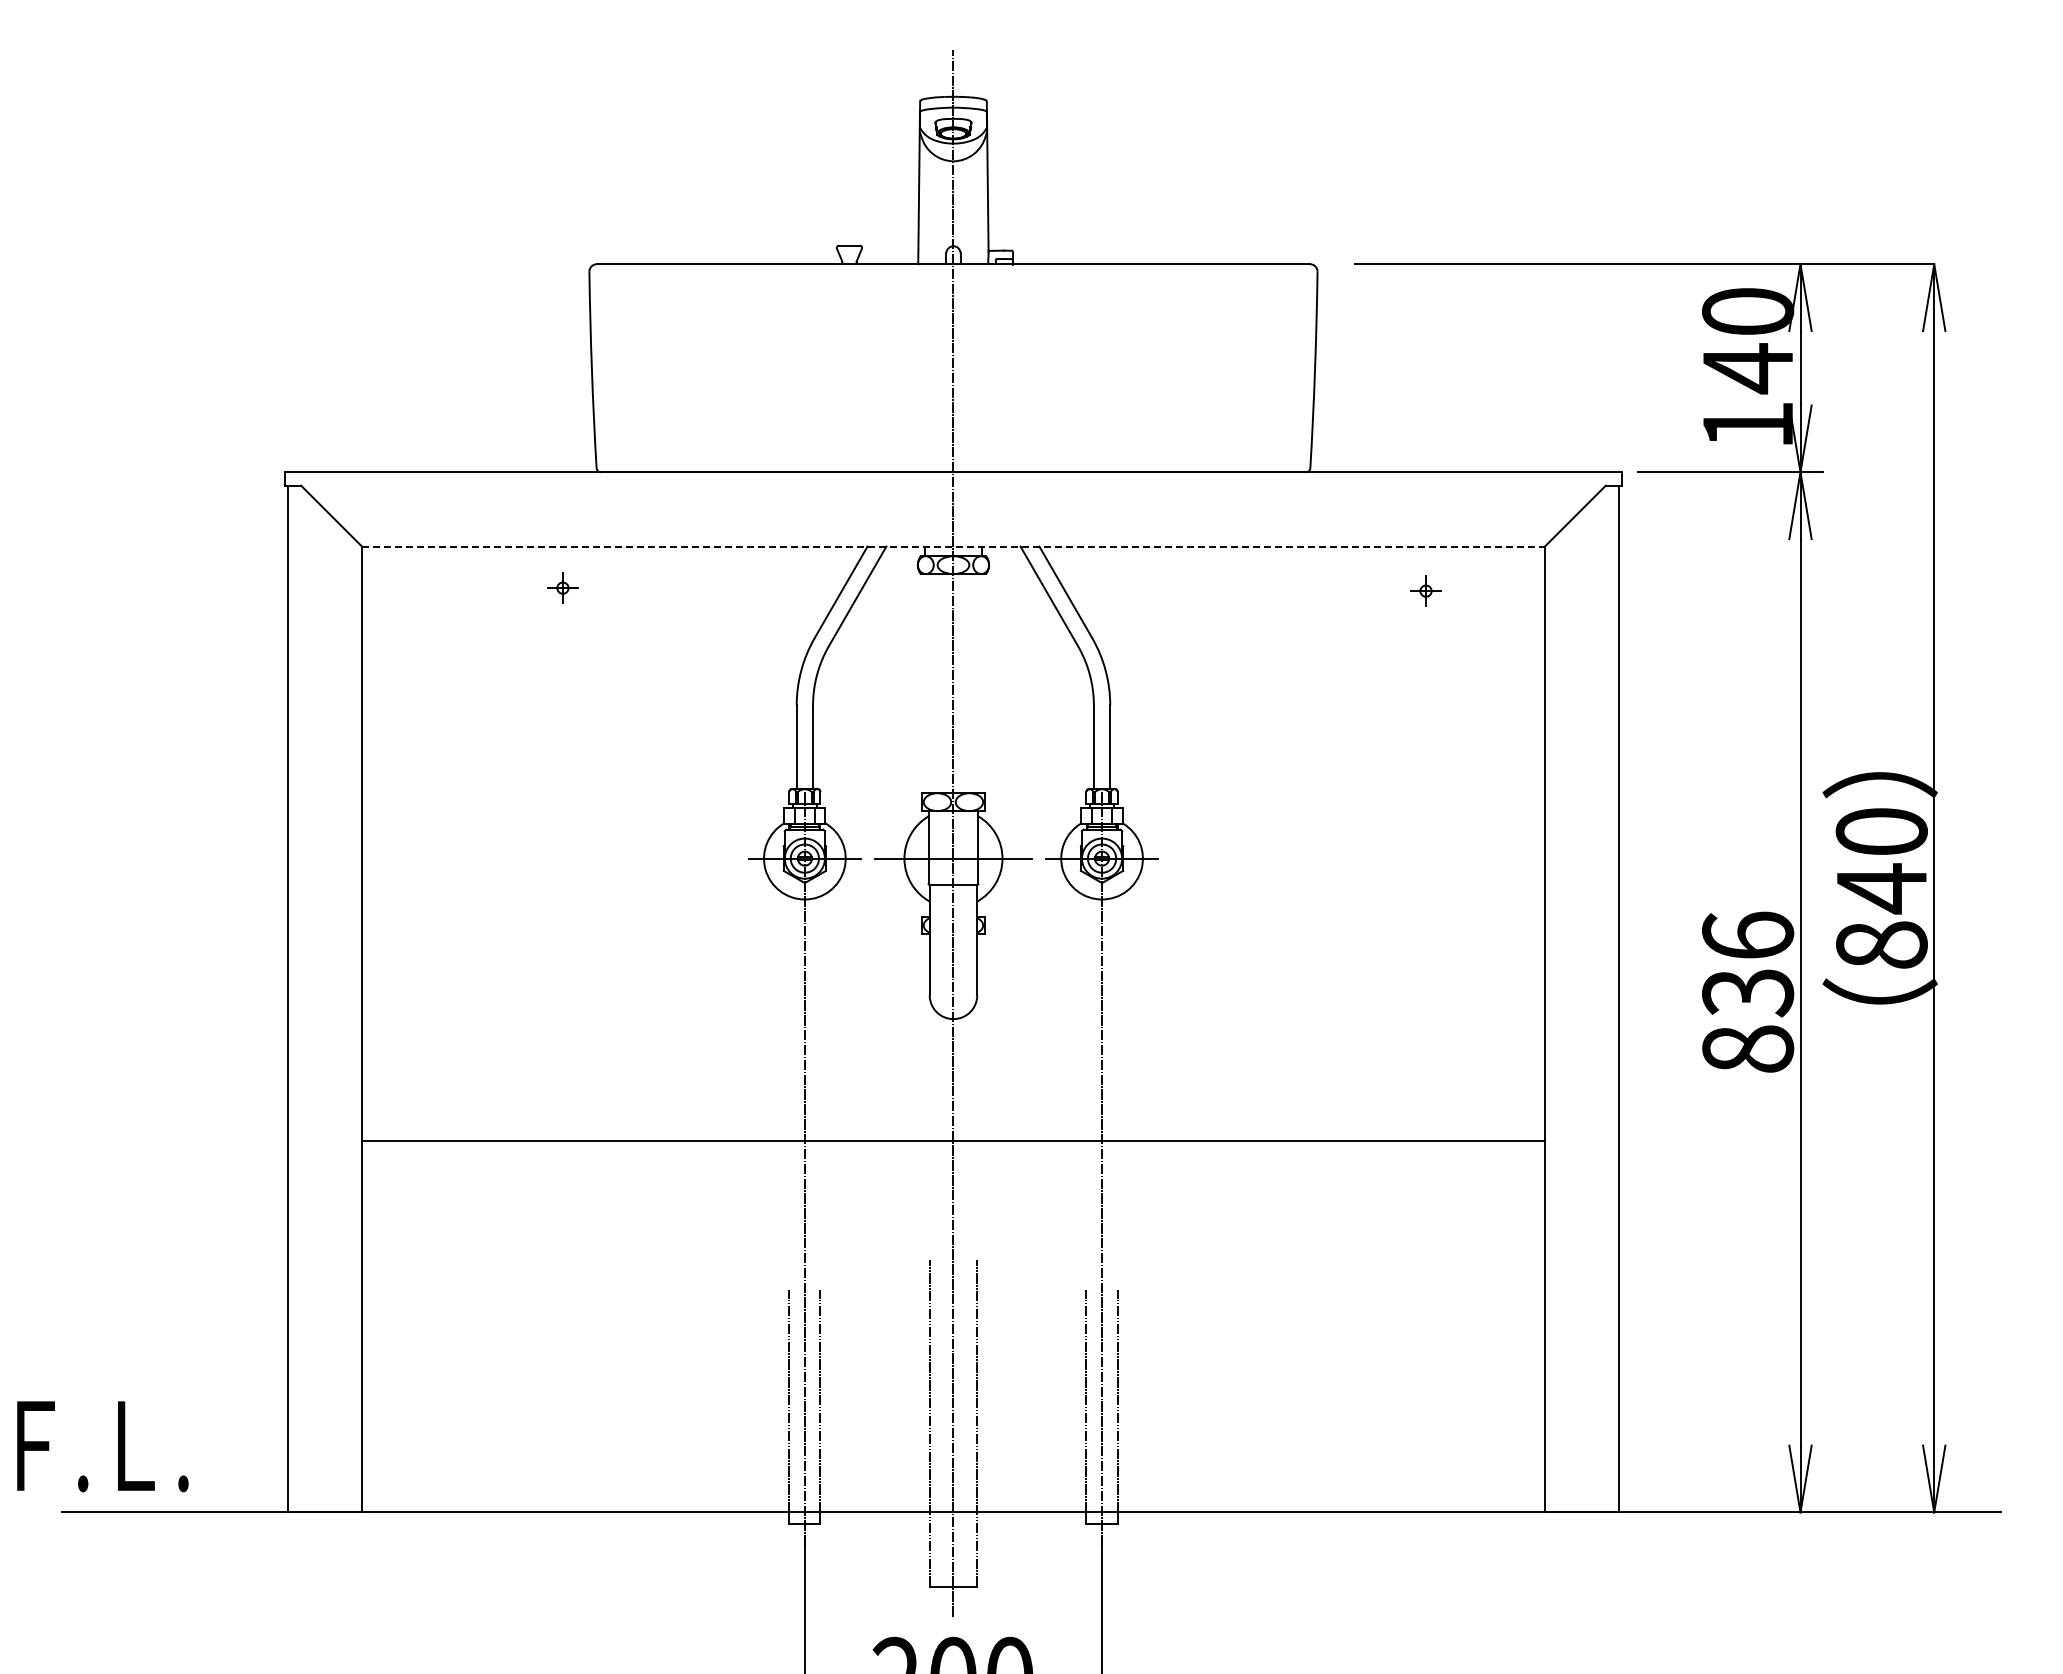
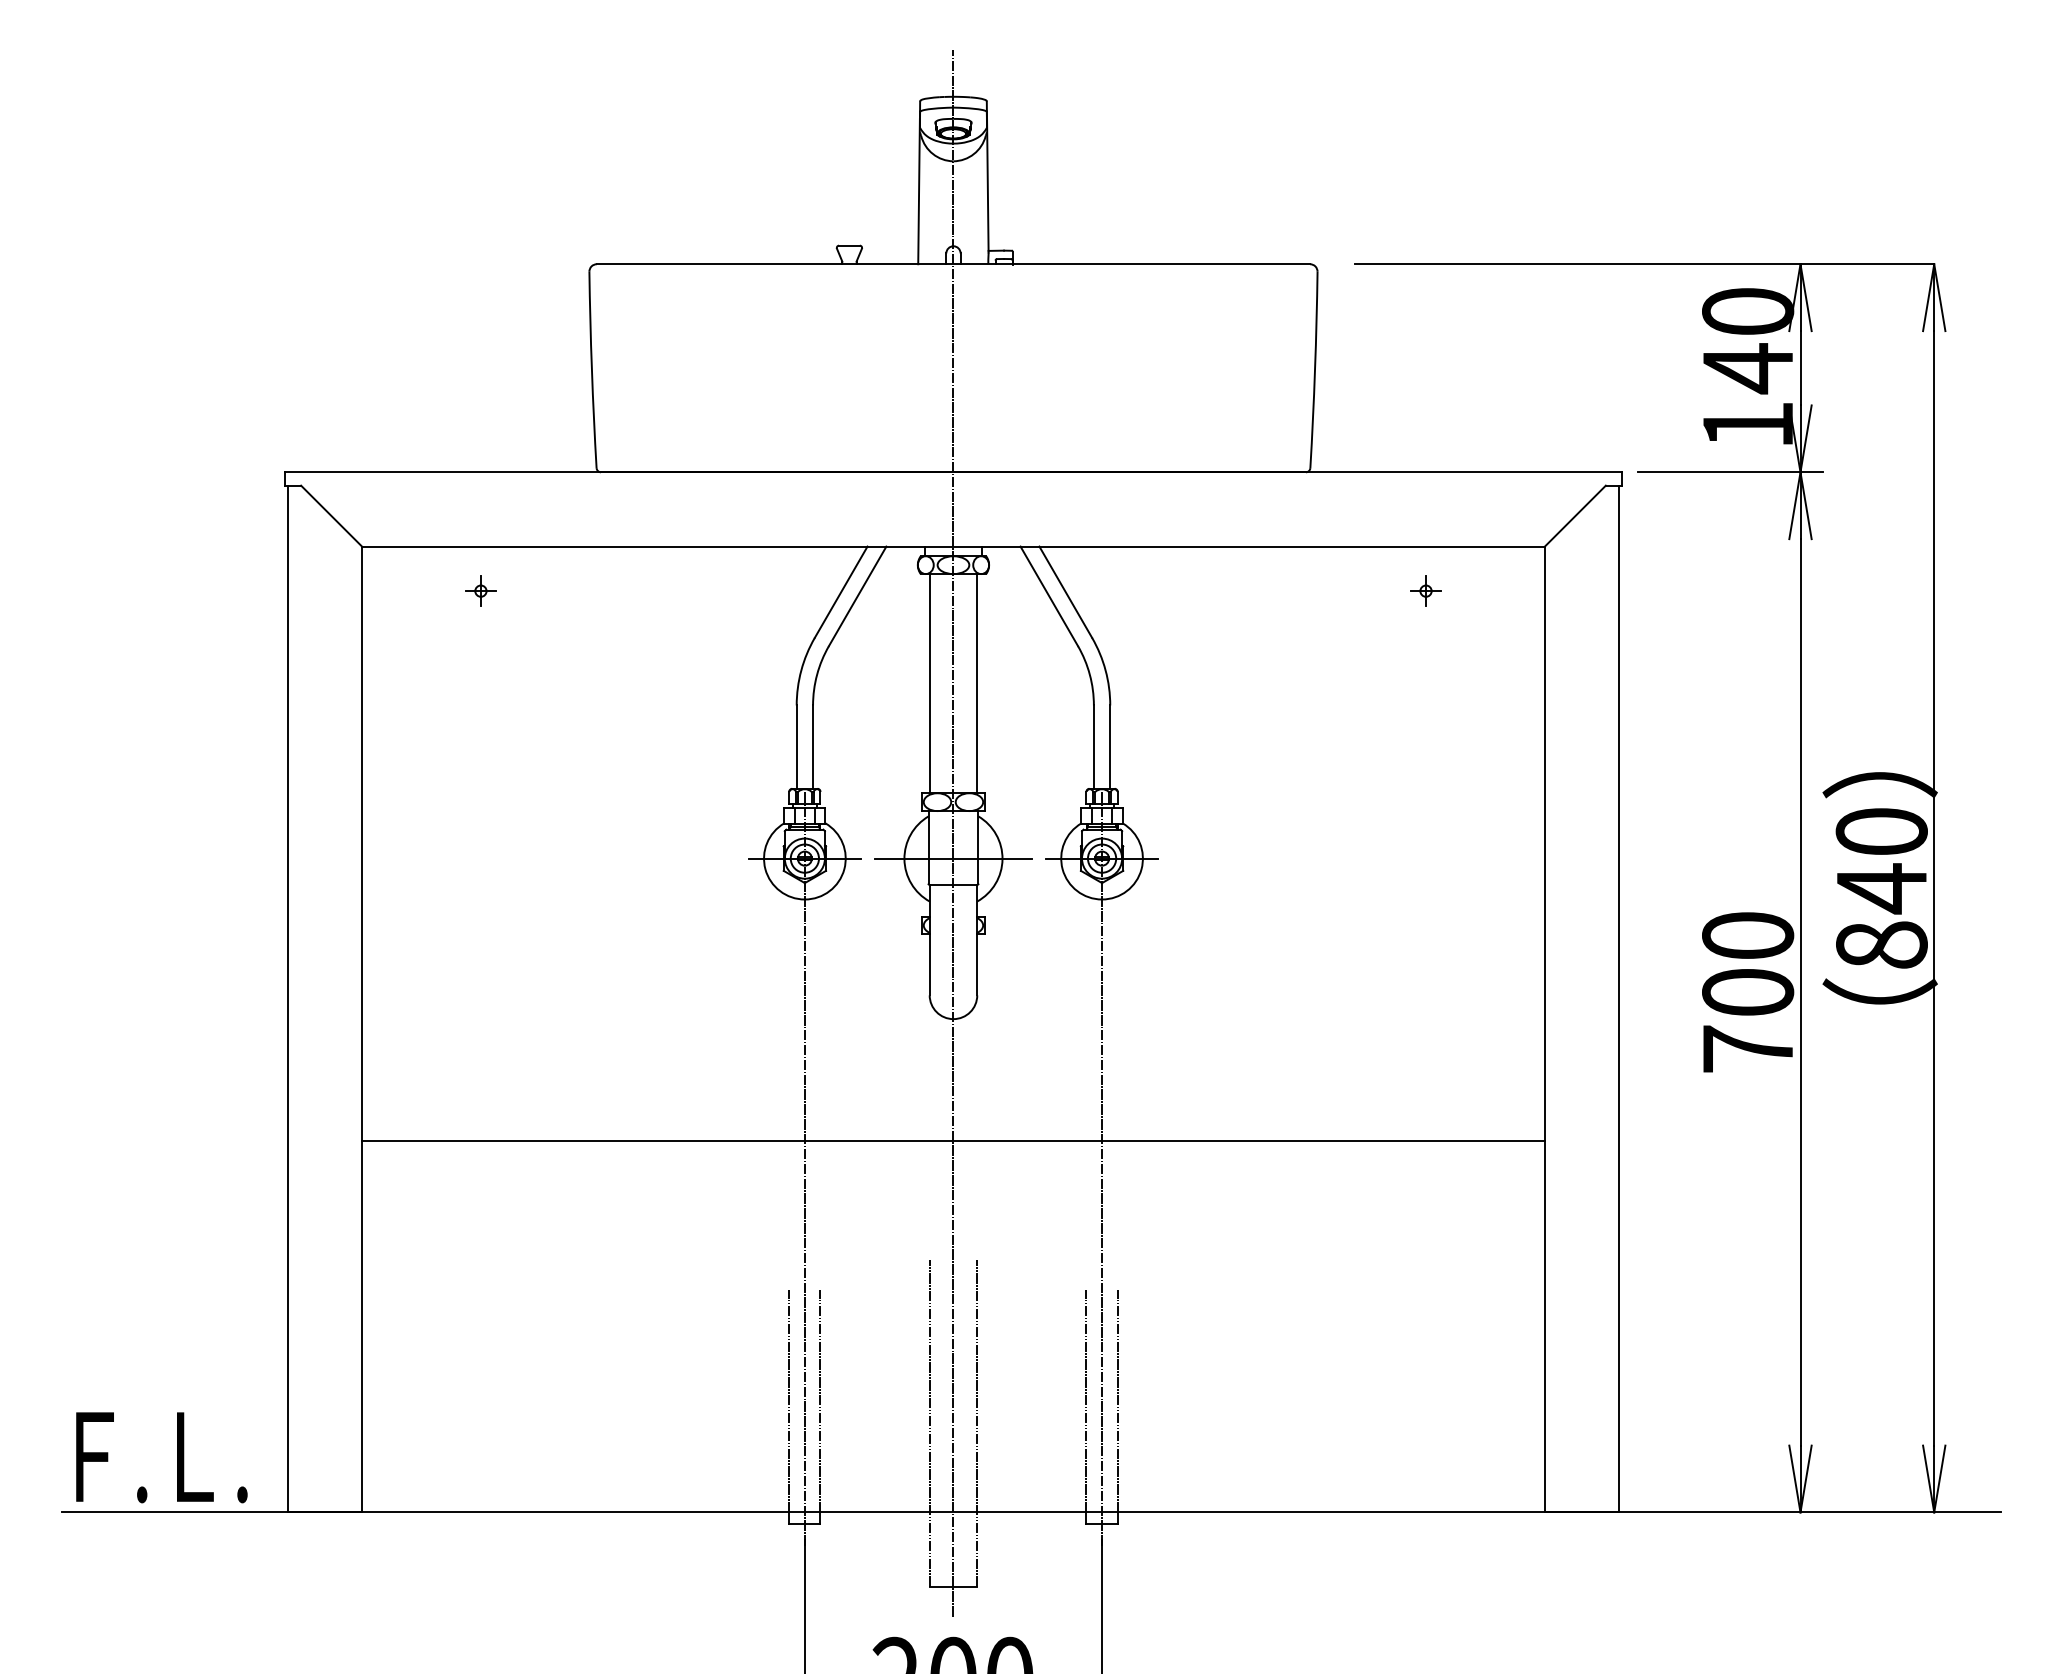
line: dashed -> solid (953, 546)
part position: (562, 587) -> (480, 590) (480, 590)
line: none -> present (929, 683)
line: none -> present (977, 683)
text: 836 -> 700 (1748, 991)
text position: (102, 1446) -> (161, 1457) (161, 1457)
